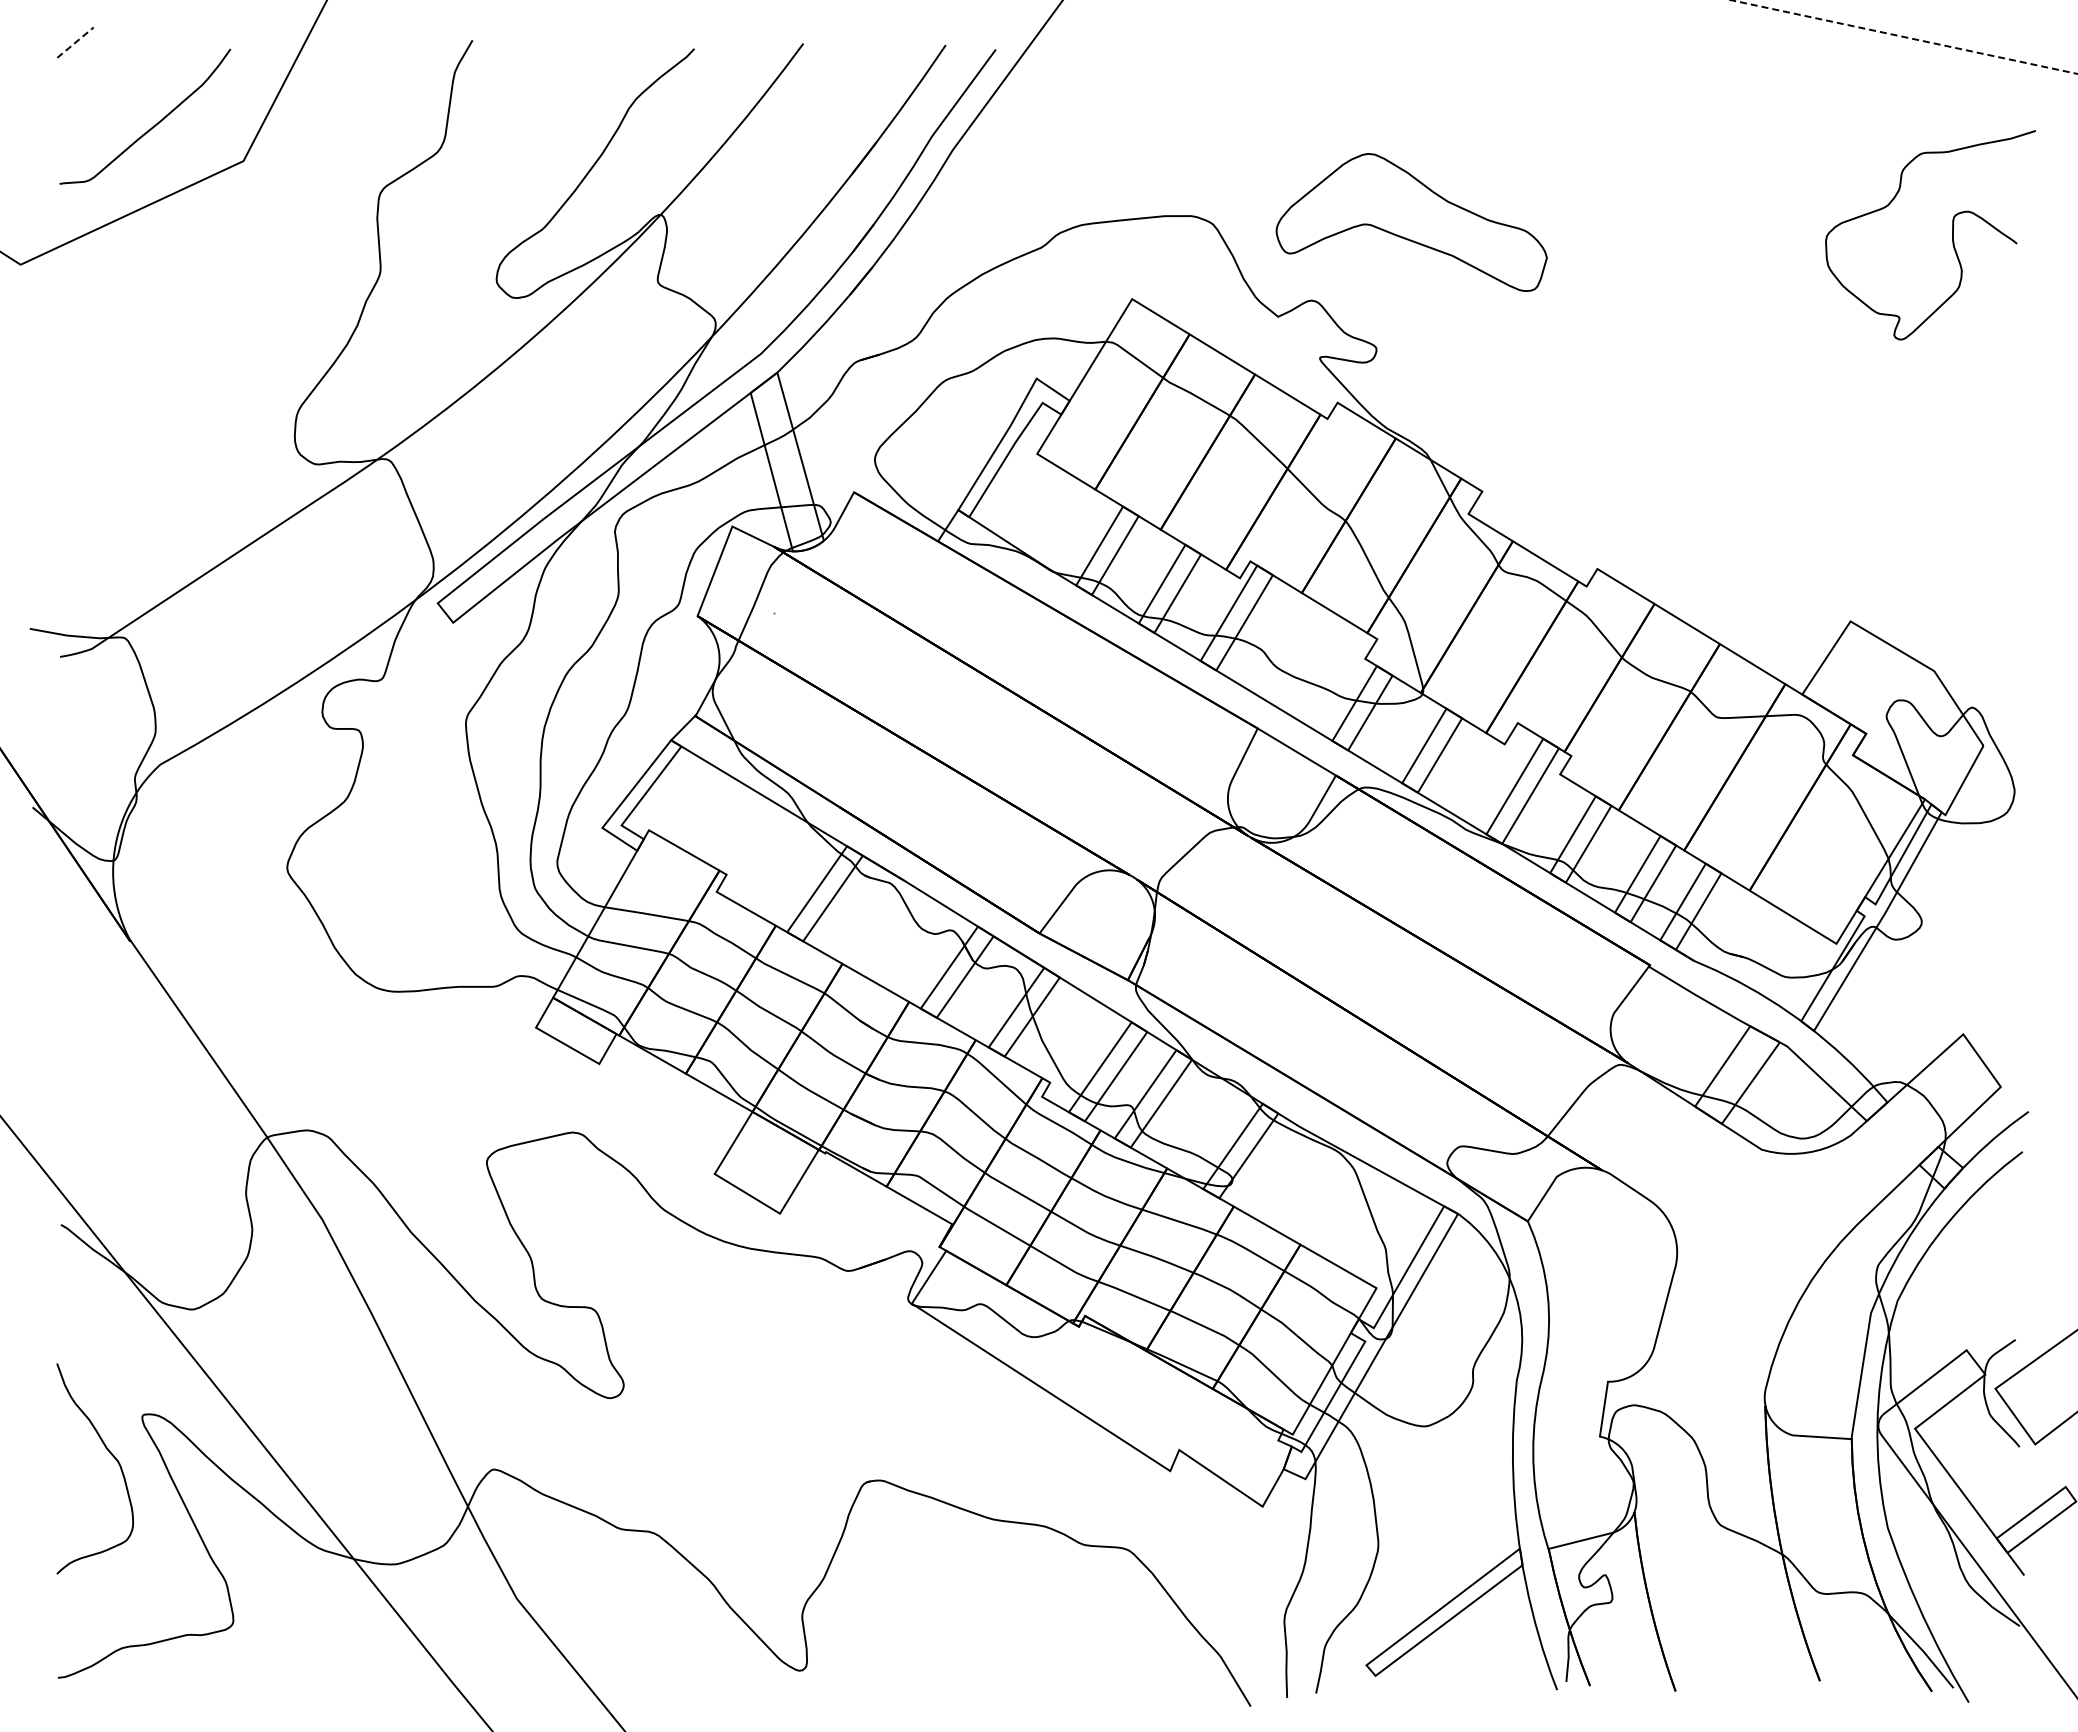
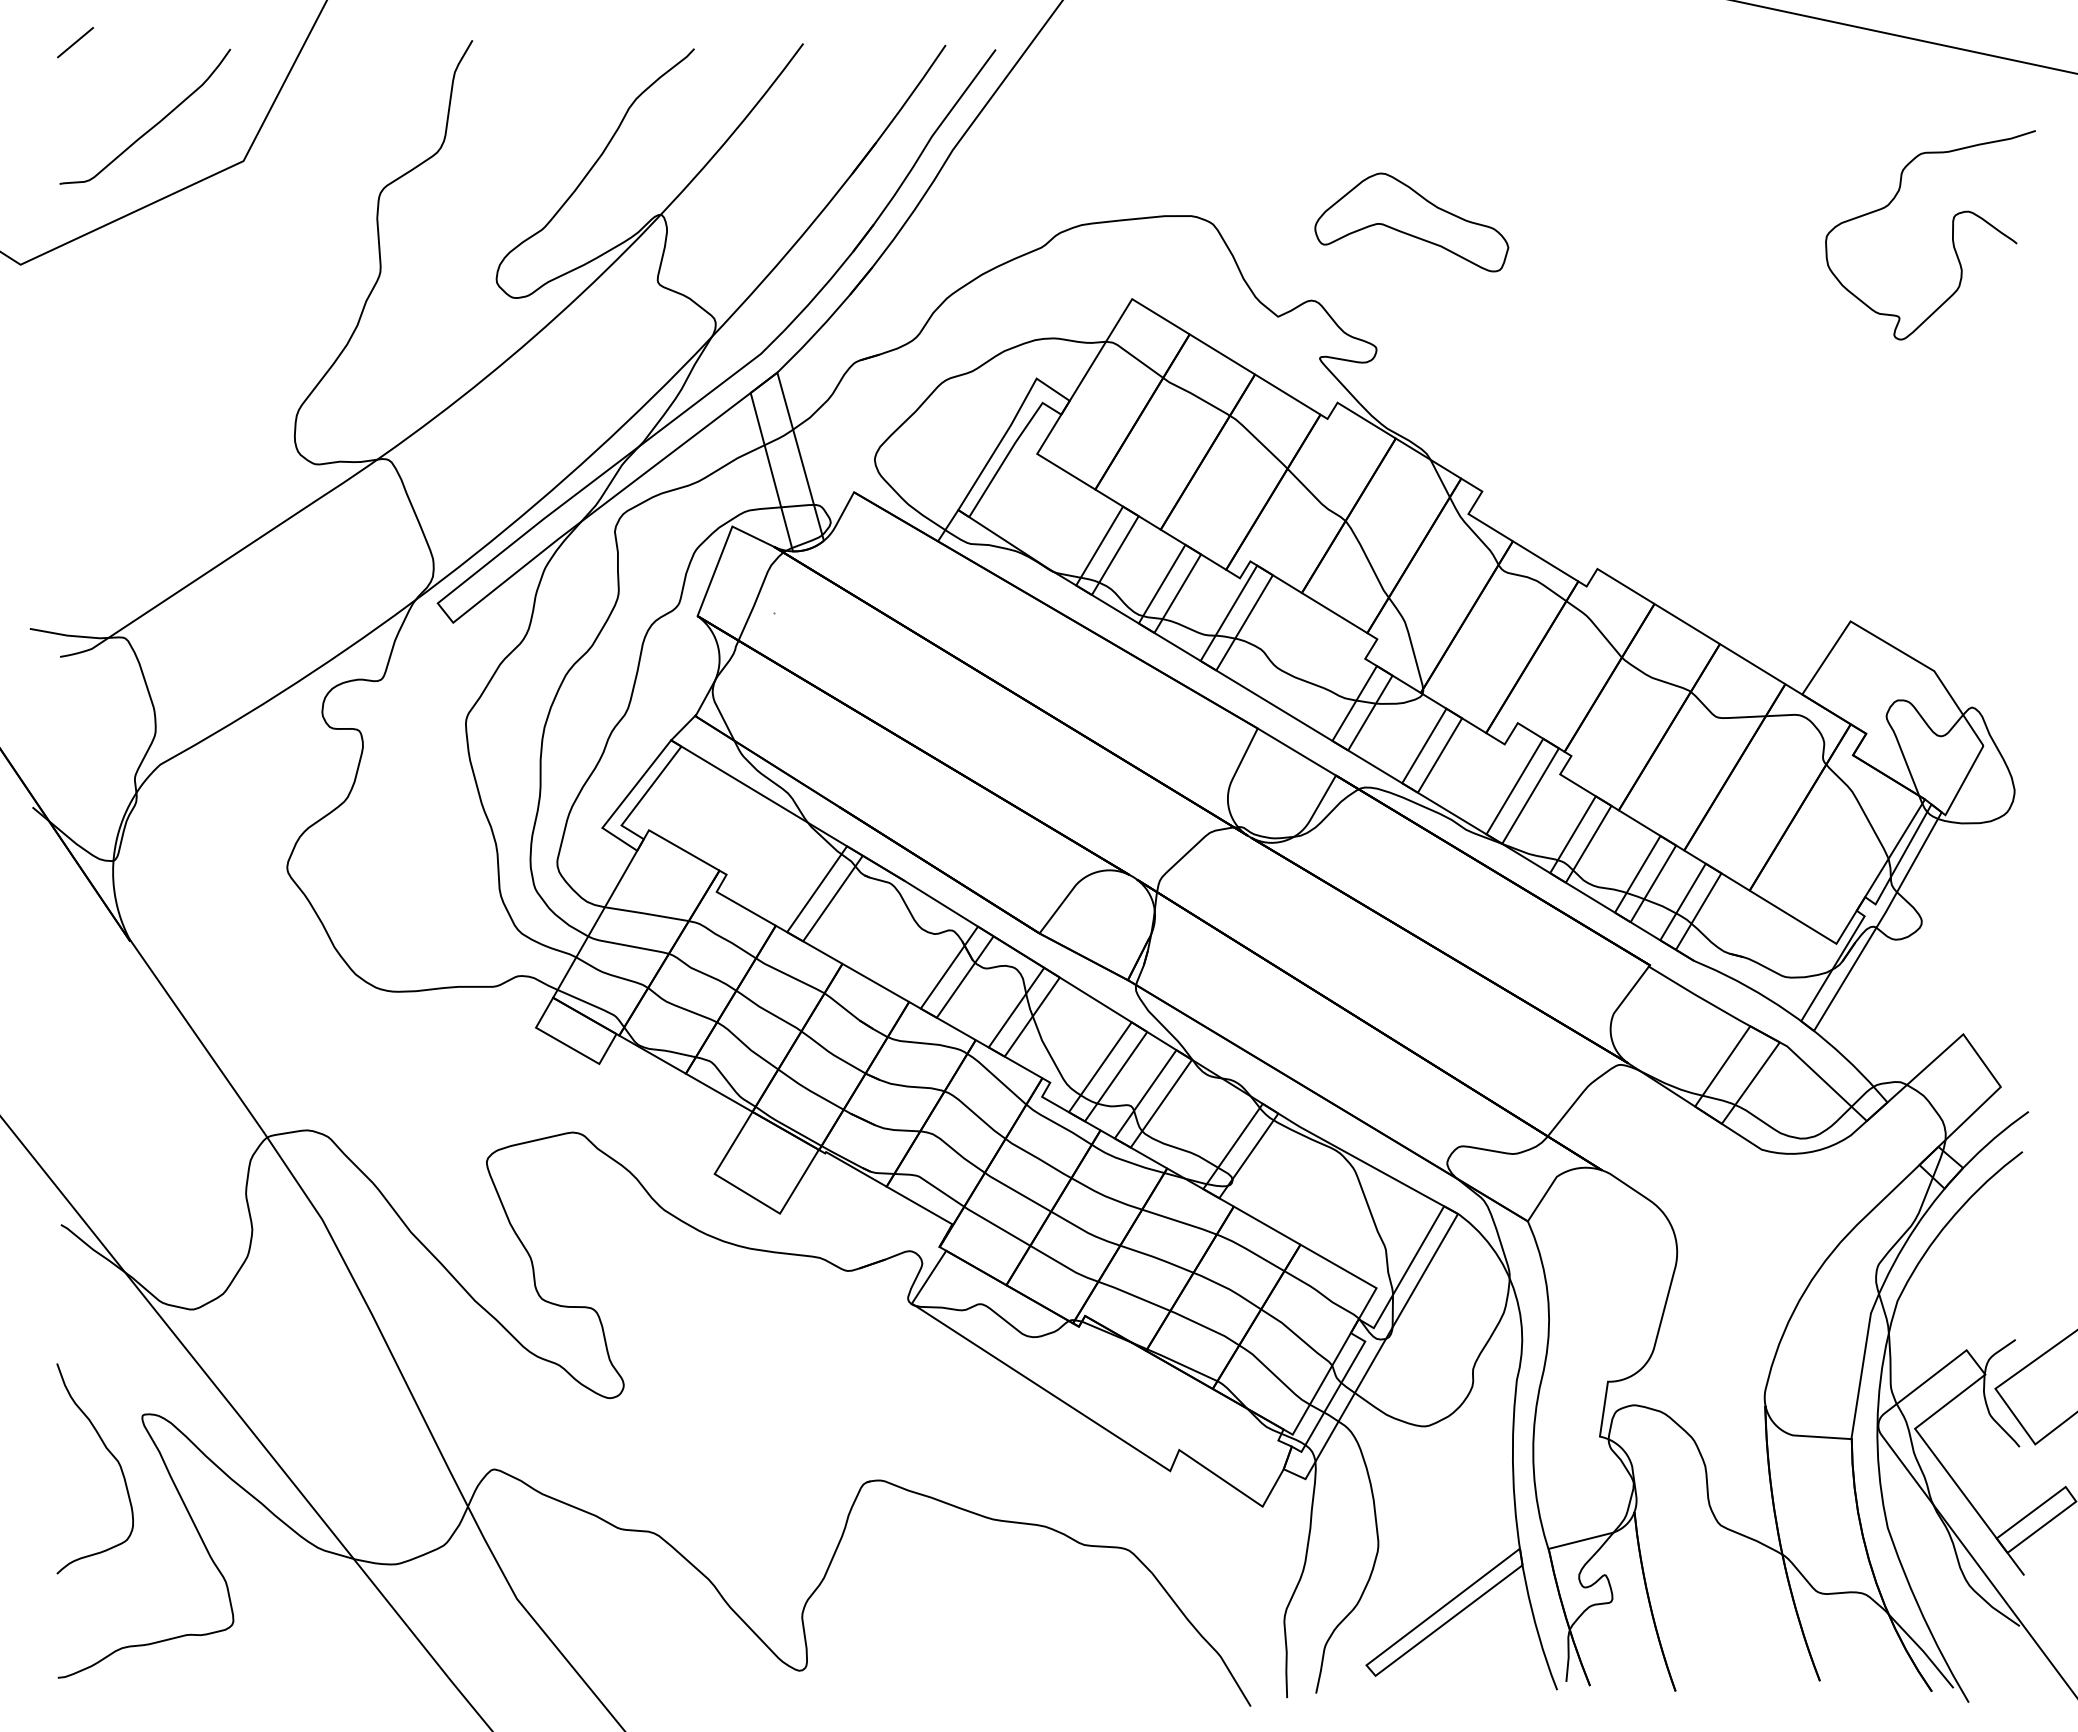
line: dashed -> solid (1903, 36)
line: dashed -> solid (75, 42)
part size: 273x139 px -> 196x101 px (1411, 222)
